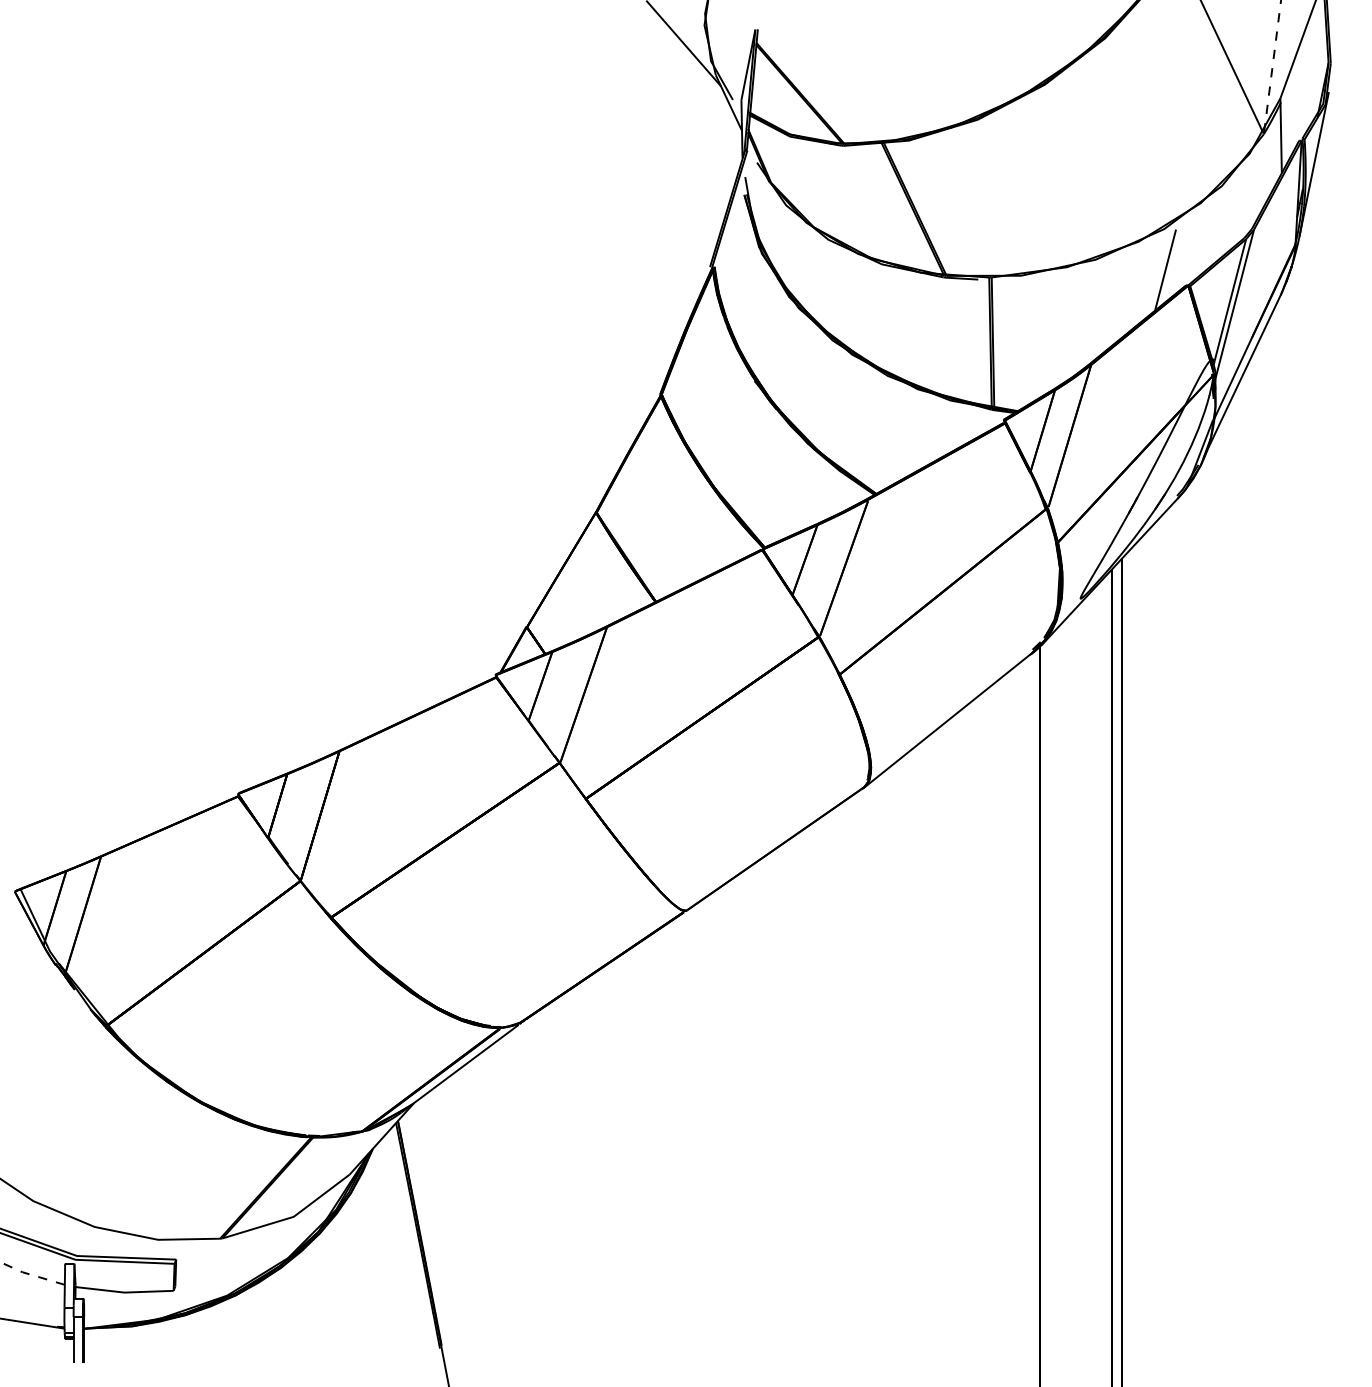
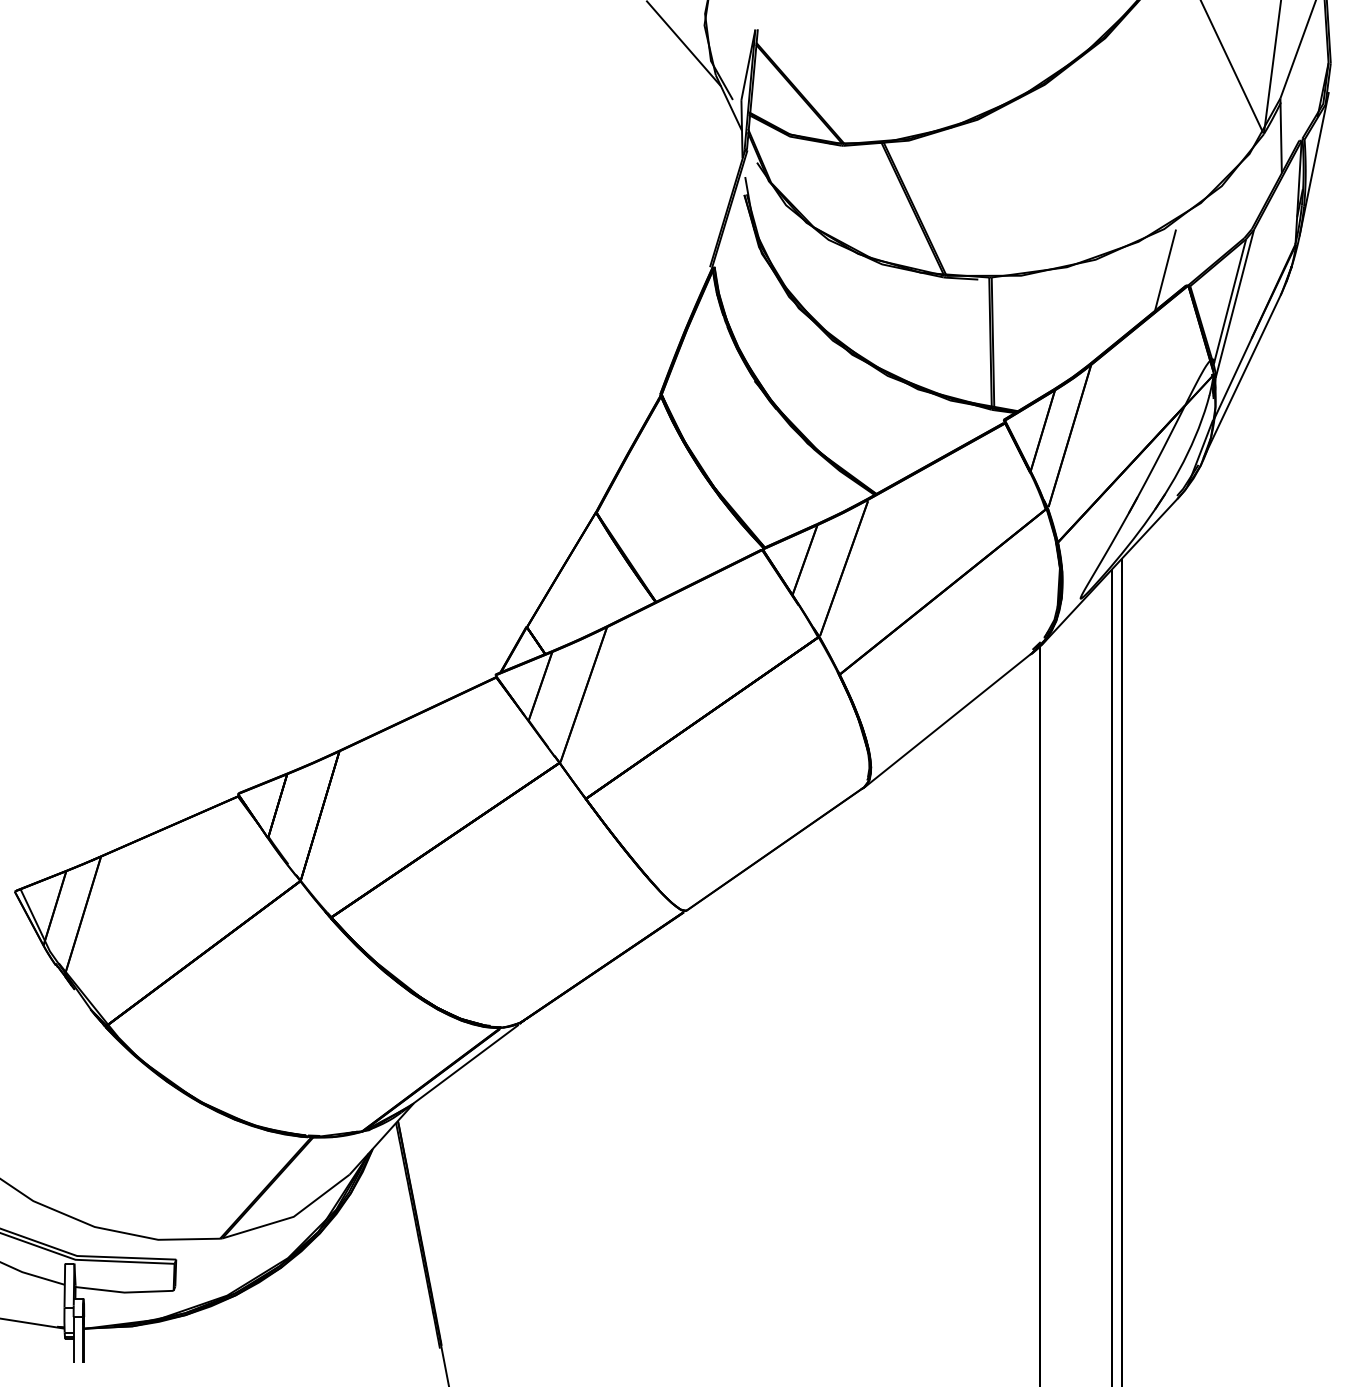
line: dashed -> solid (1272, 65)
line: dashed -> solid (31, 1274)
